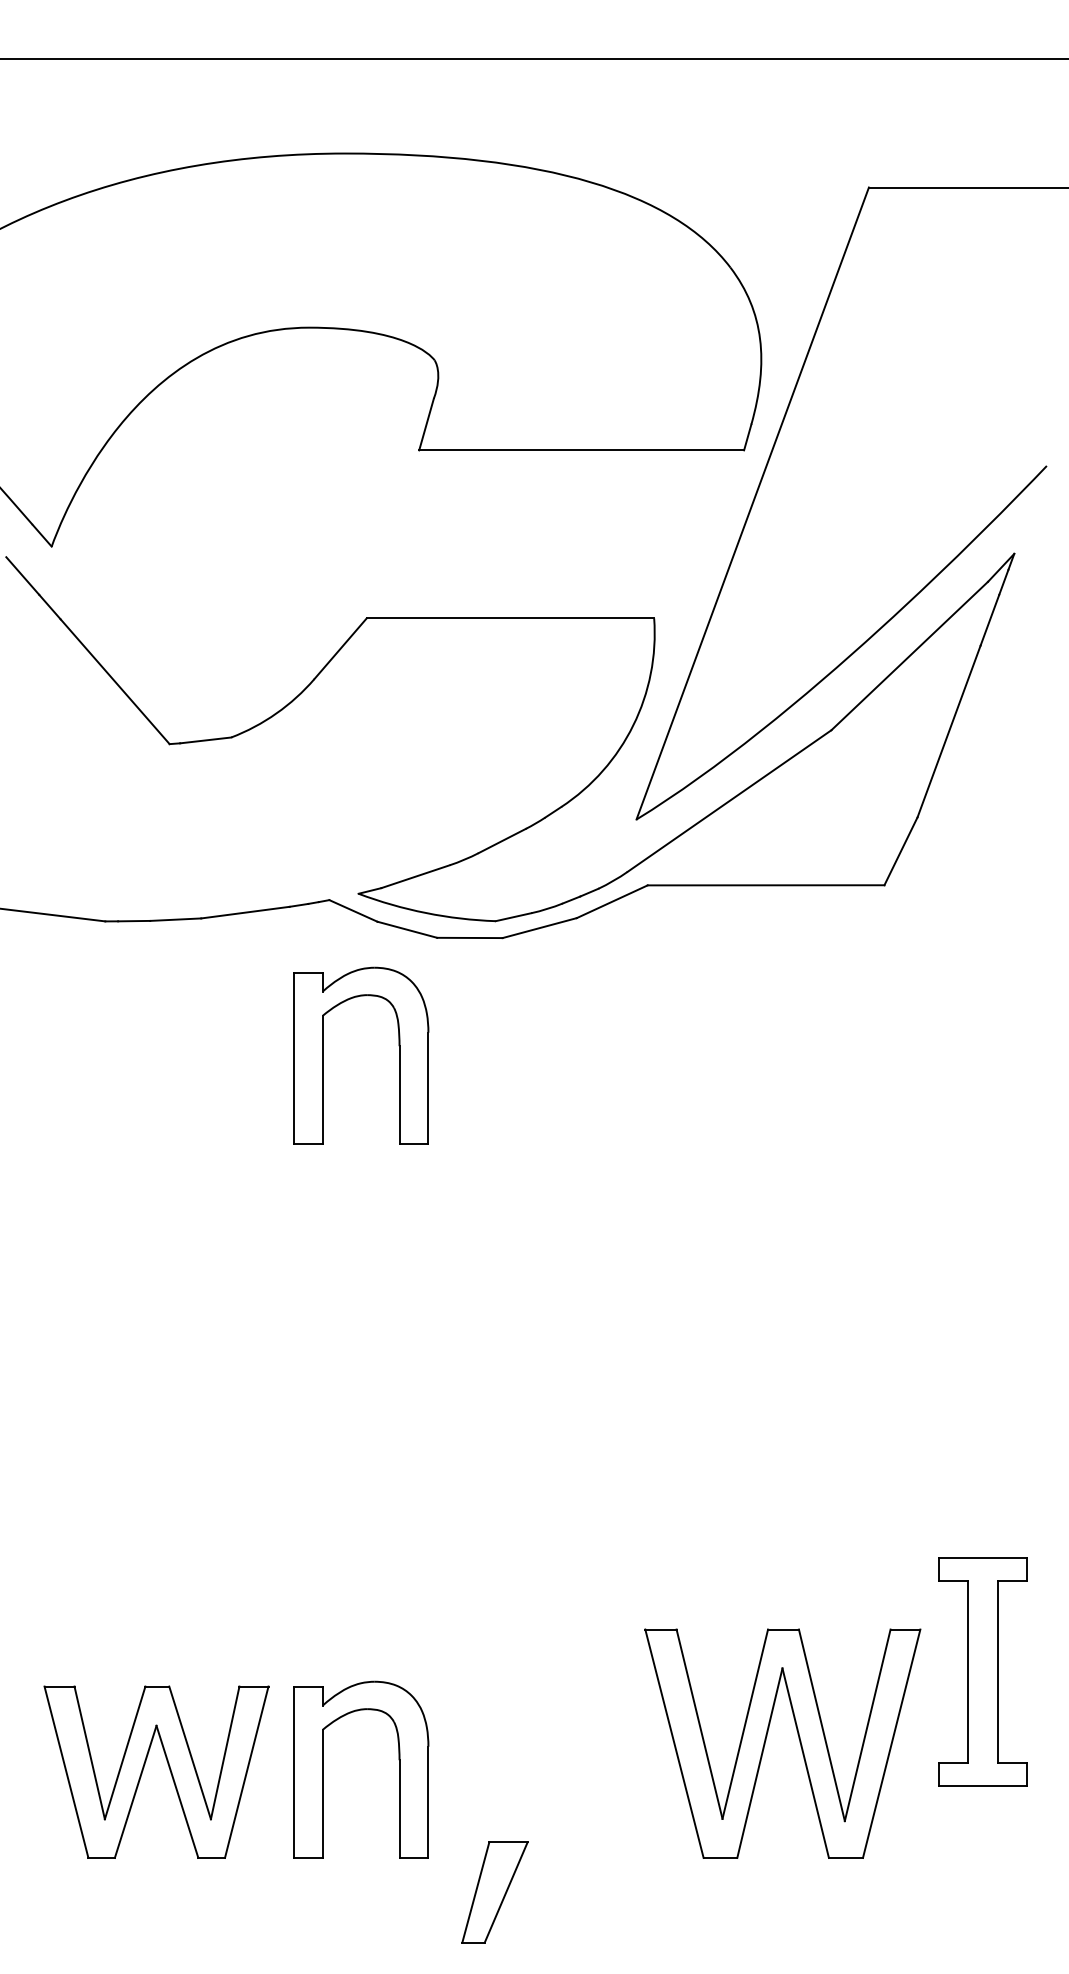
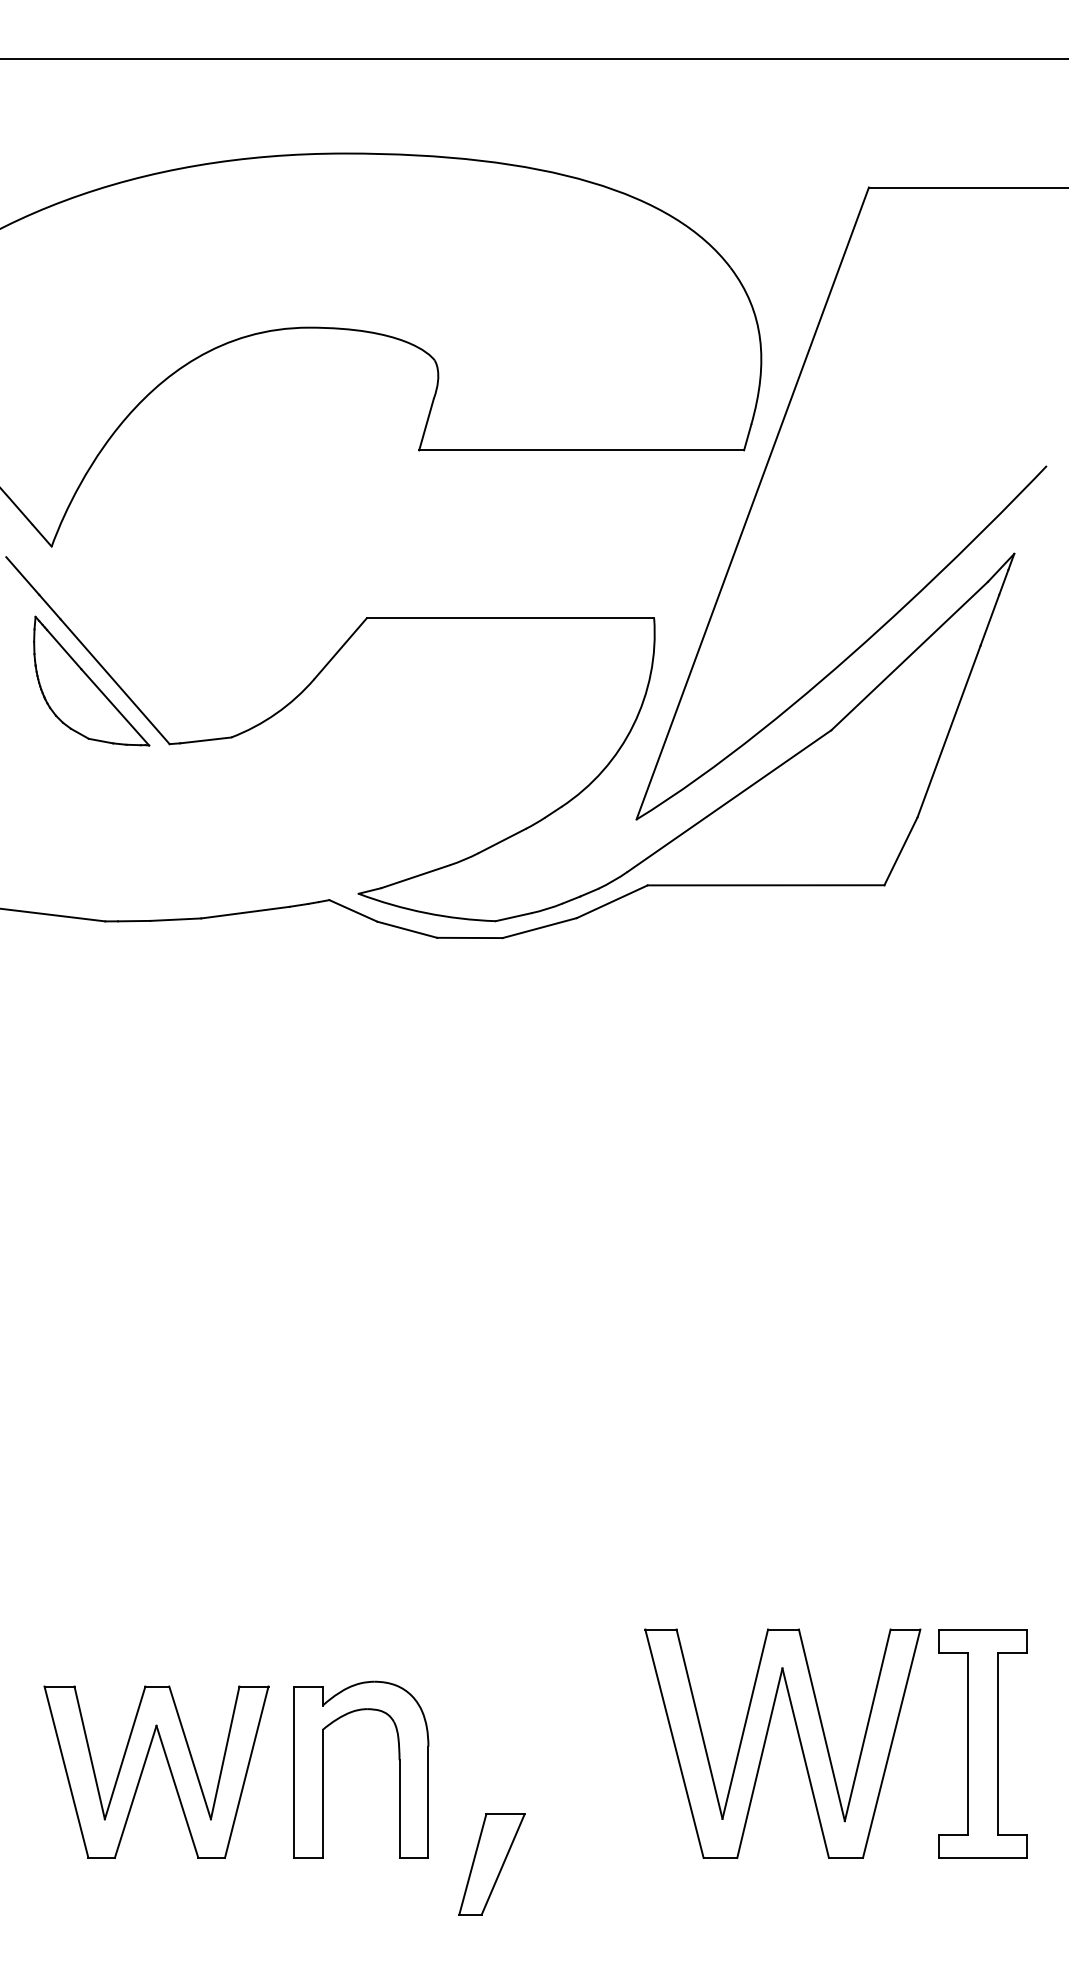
part: none -> present (91, 680)
part: present -> none (323, 1055)
part position: (982, 1671) -> (982, 1743) (982, 1743)
part position: (494, 1892) -> (491, 1864) (491, 1864)
